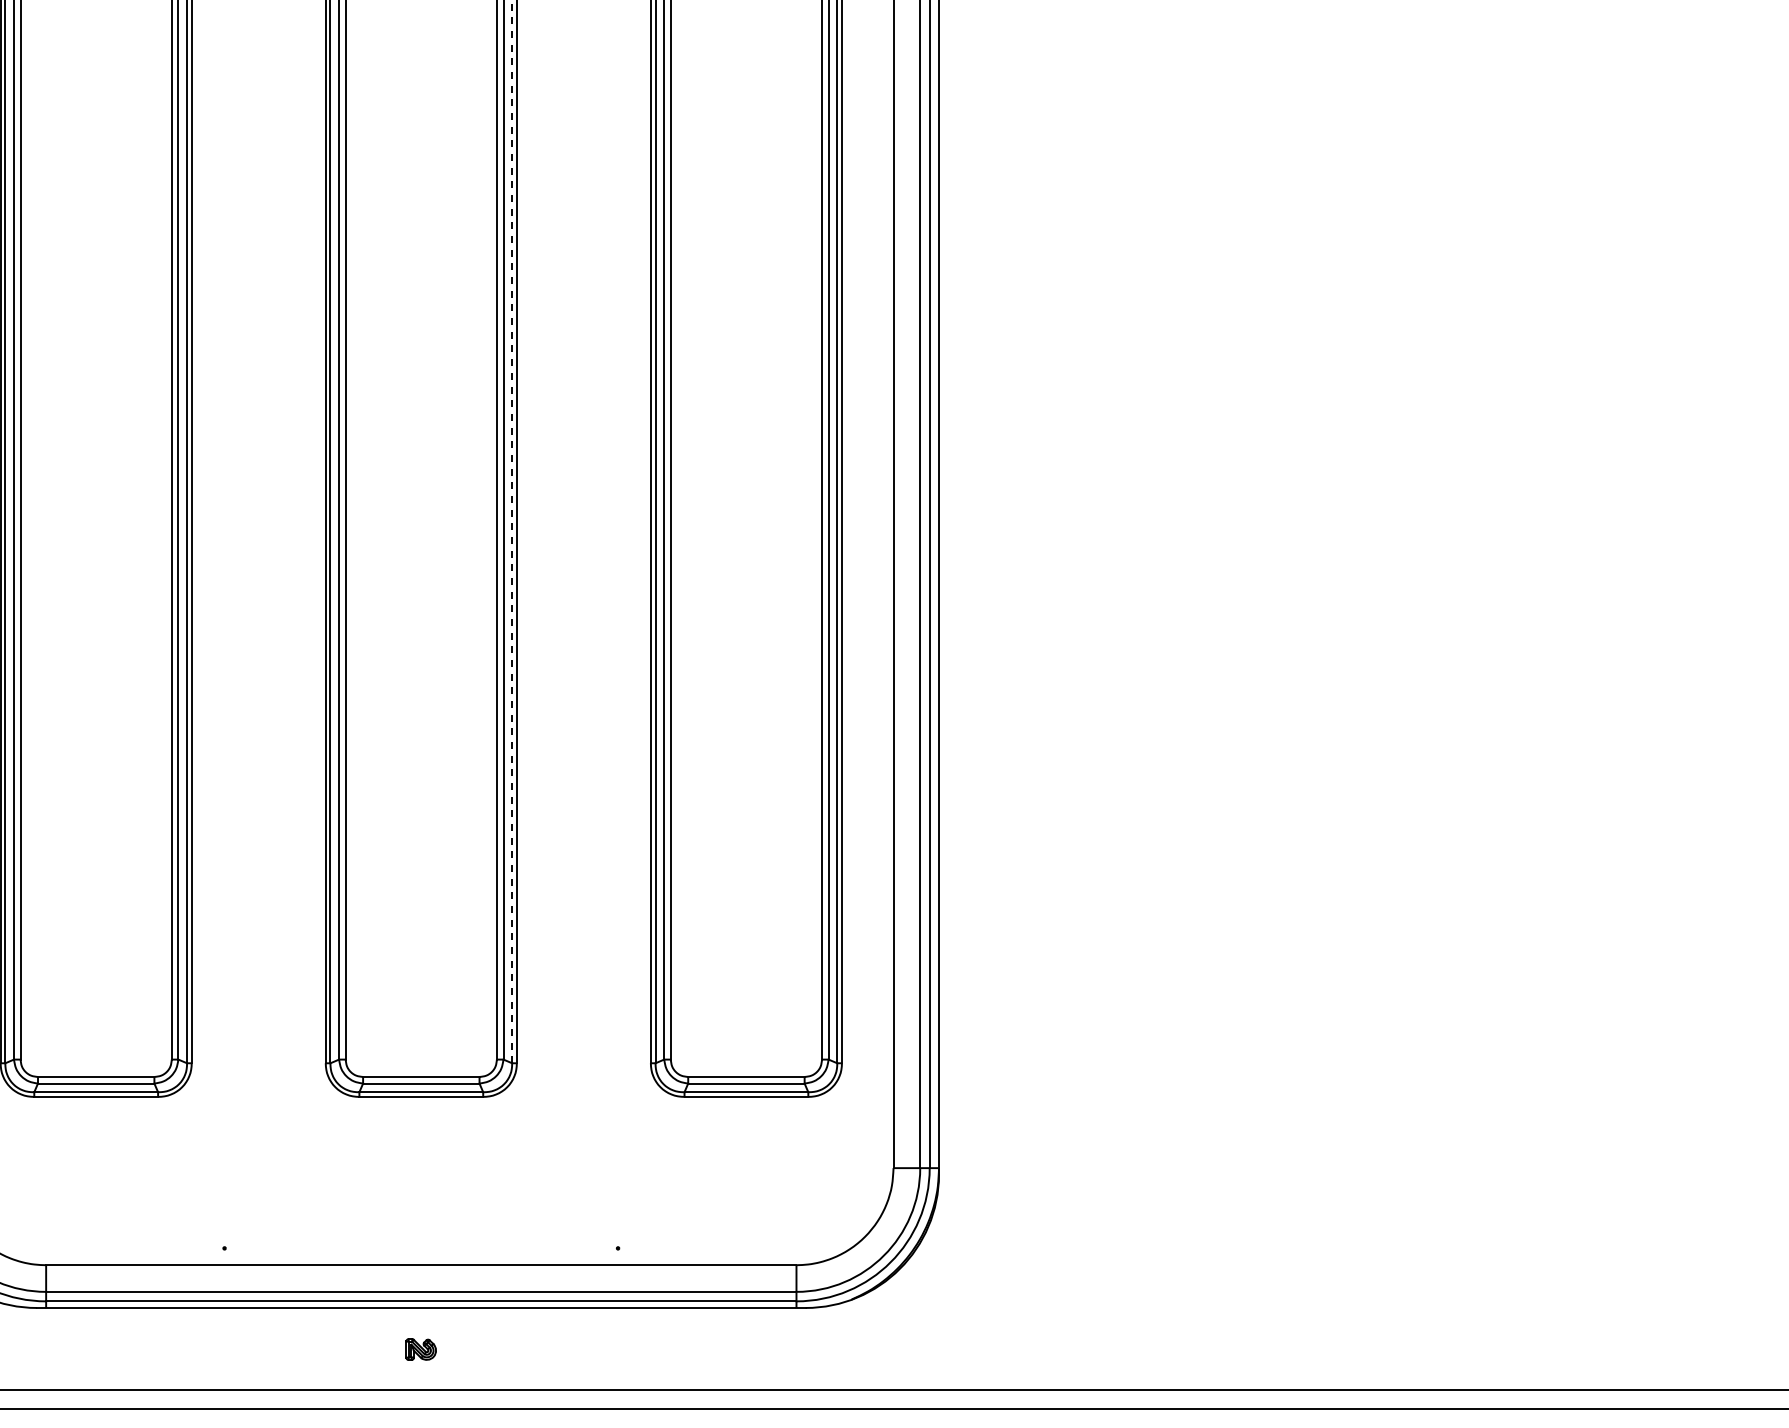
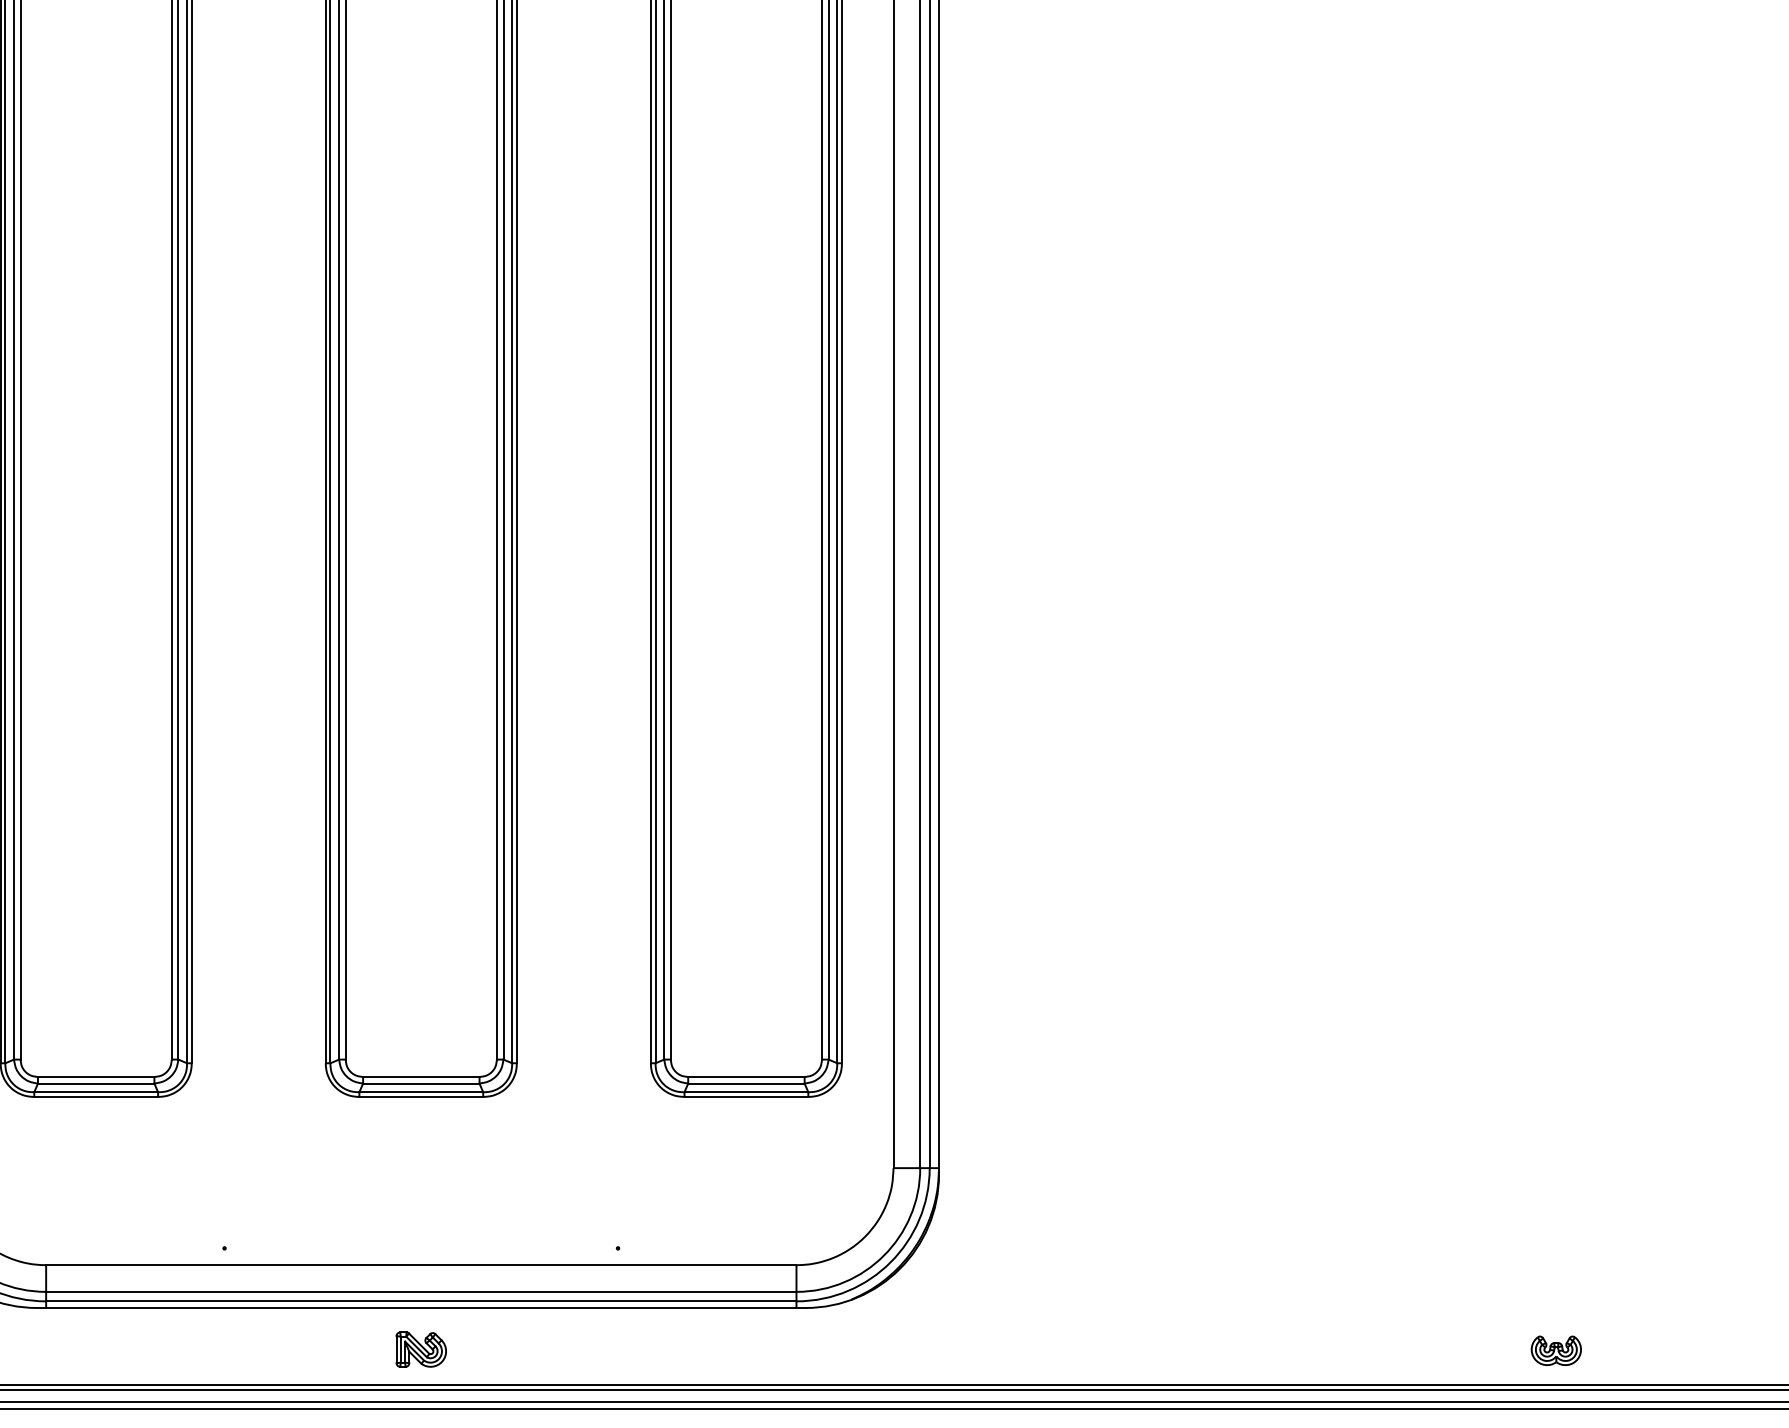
line: dashed -> solid (512, 531)
part size: 32x23 px -> 52x37 px (420, 1349)
part: none -> present (1555, 1350)
line: none -> present (893, 1385)
line: none -> present (893, 1401)
